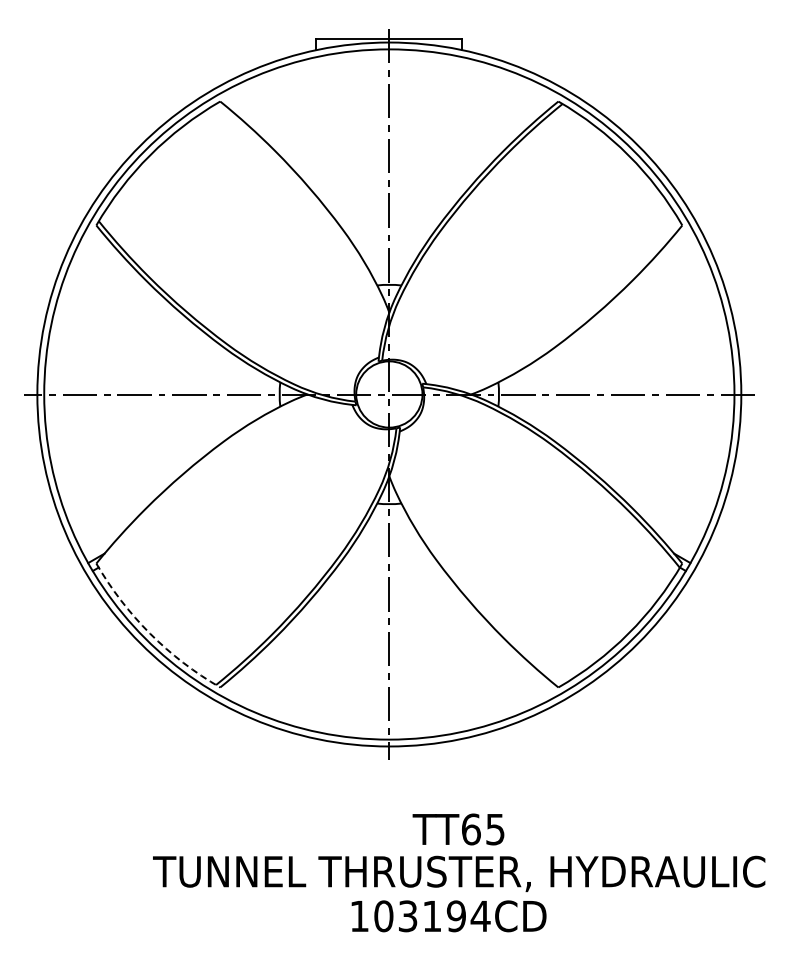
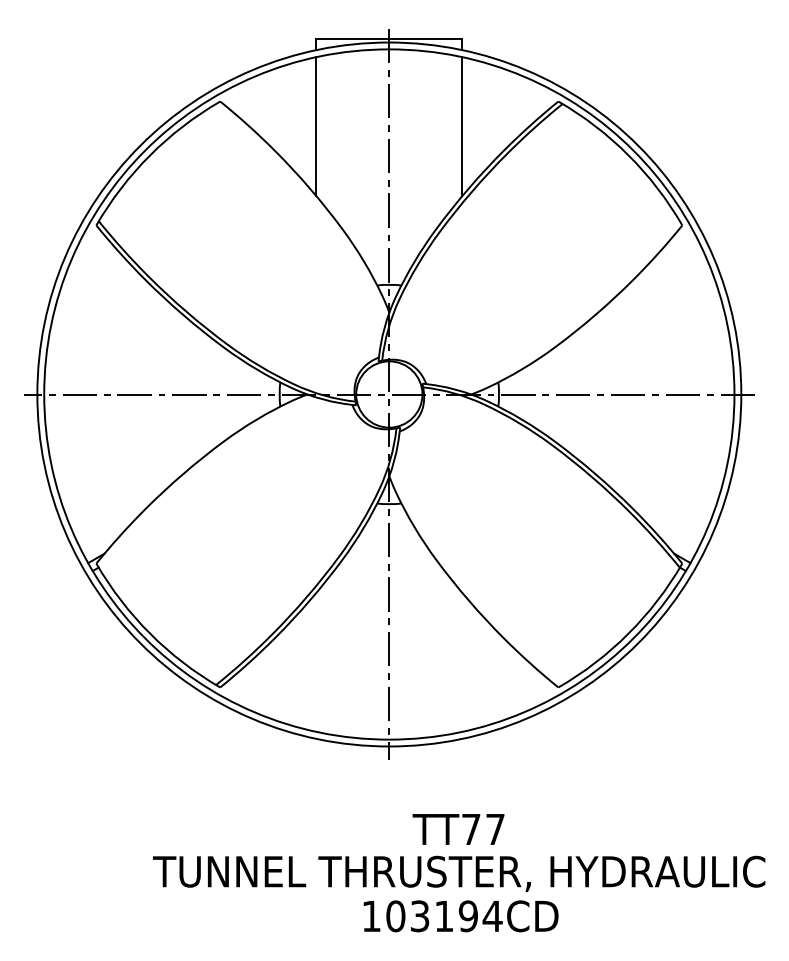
line: none -> present (316, 126)
line: none -> present (462, 126)
arc: dashed -> solid (150, 633)
text: TT65 -> TT77 (483, 829)
text position: (448, 916) -> (460, 916) (460, 916)
